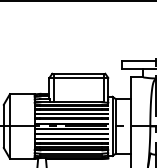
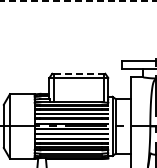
line: solid -> dashed (78, 0)
line: solid -> dashed (79, 73)
